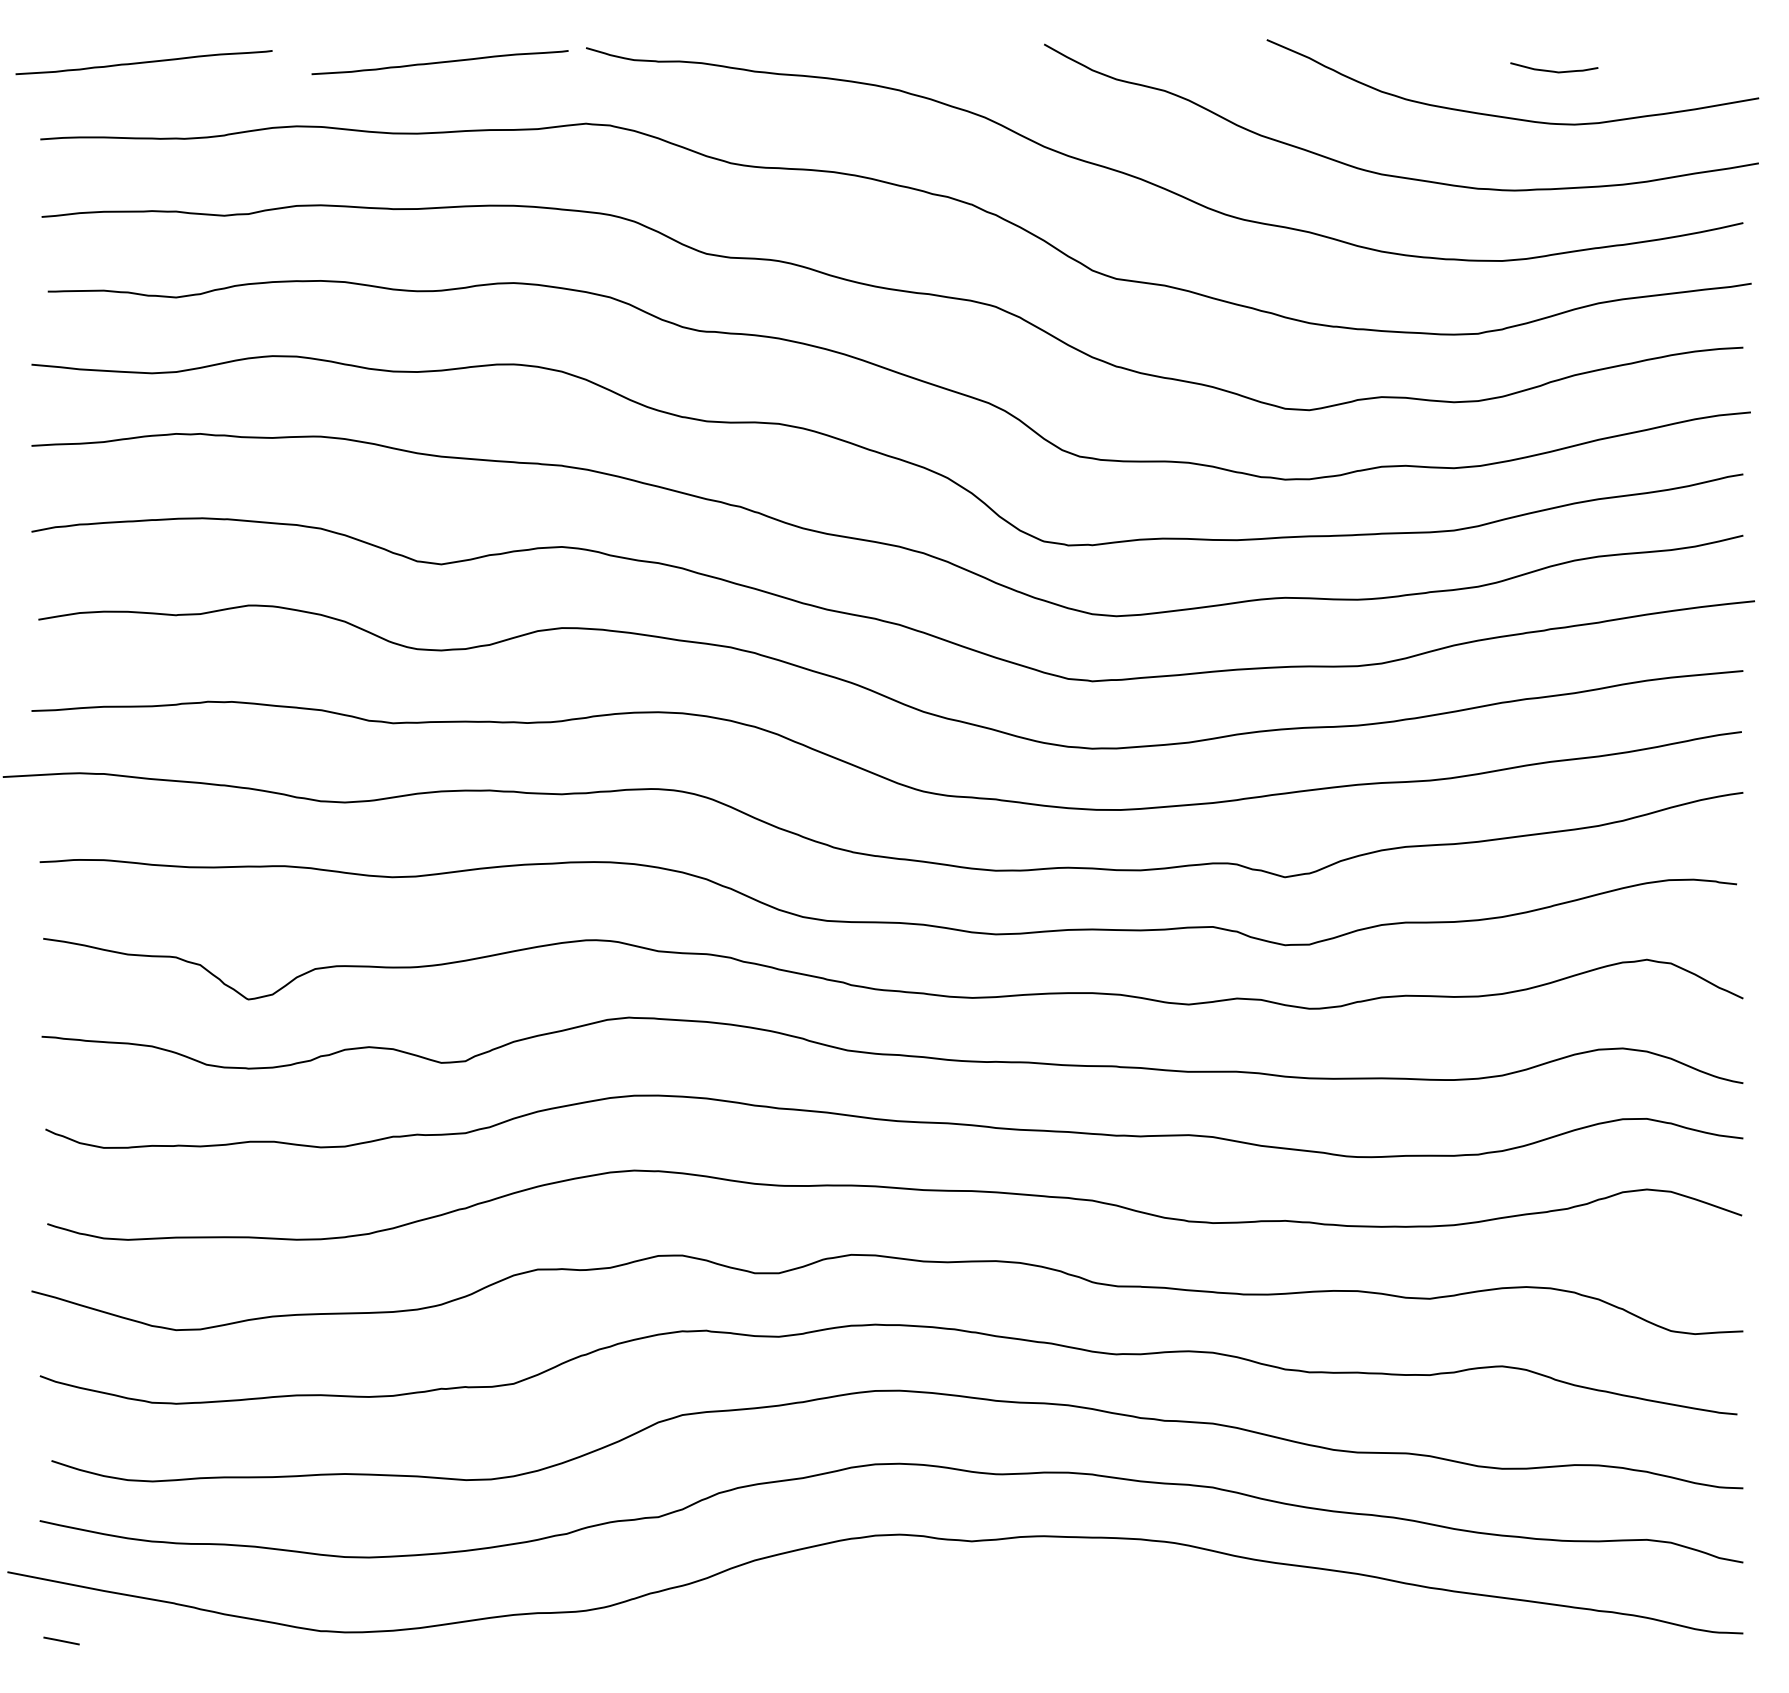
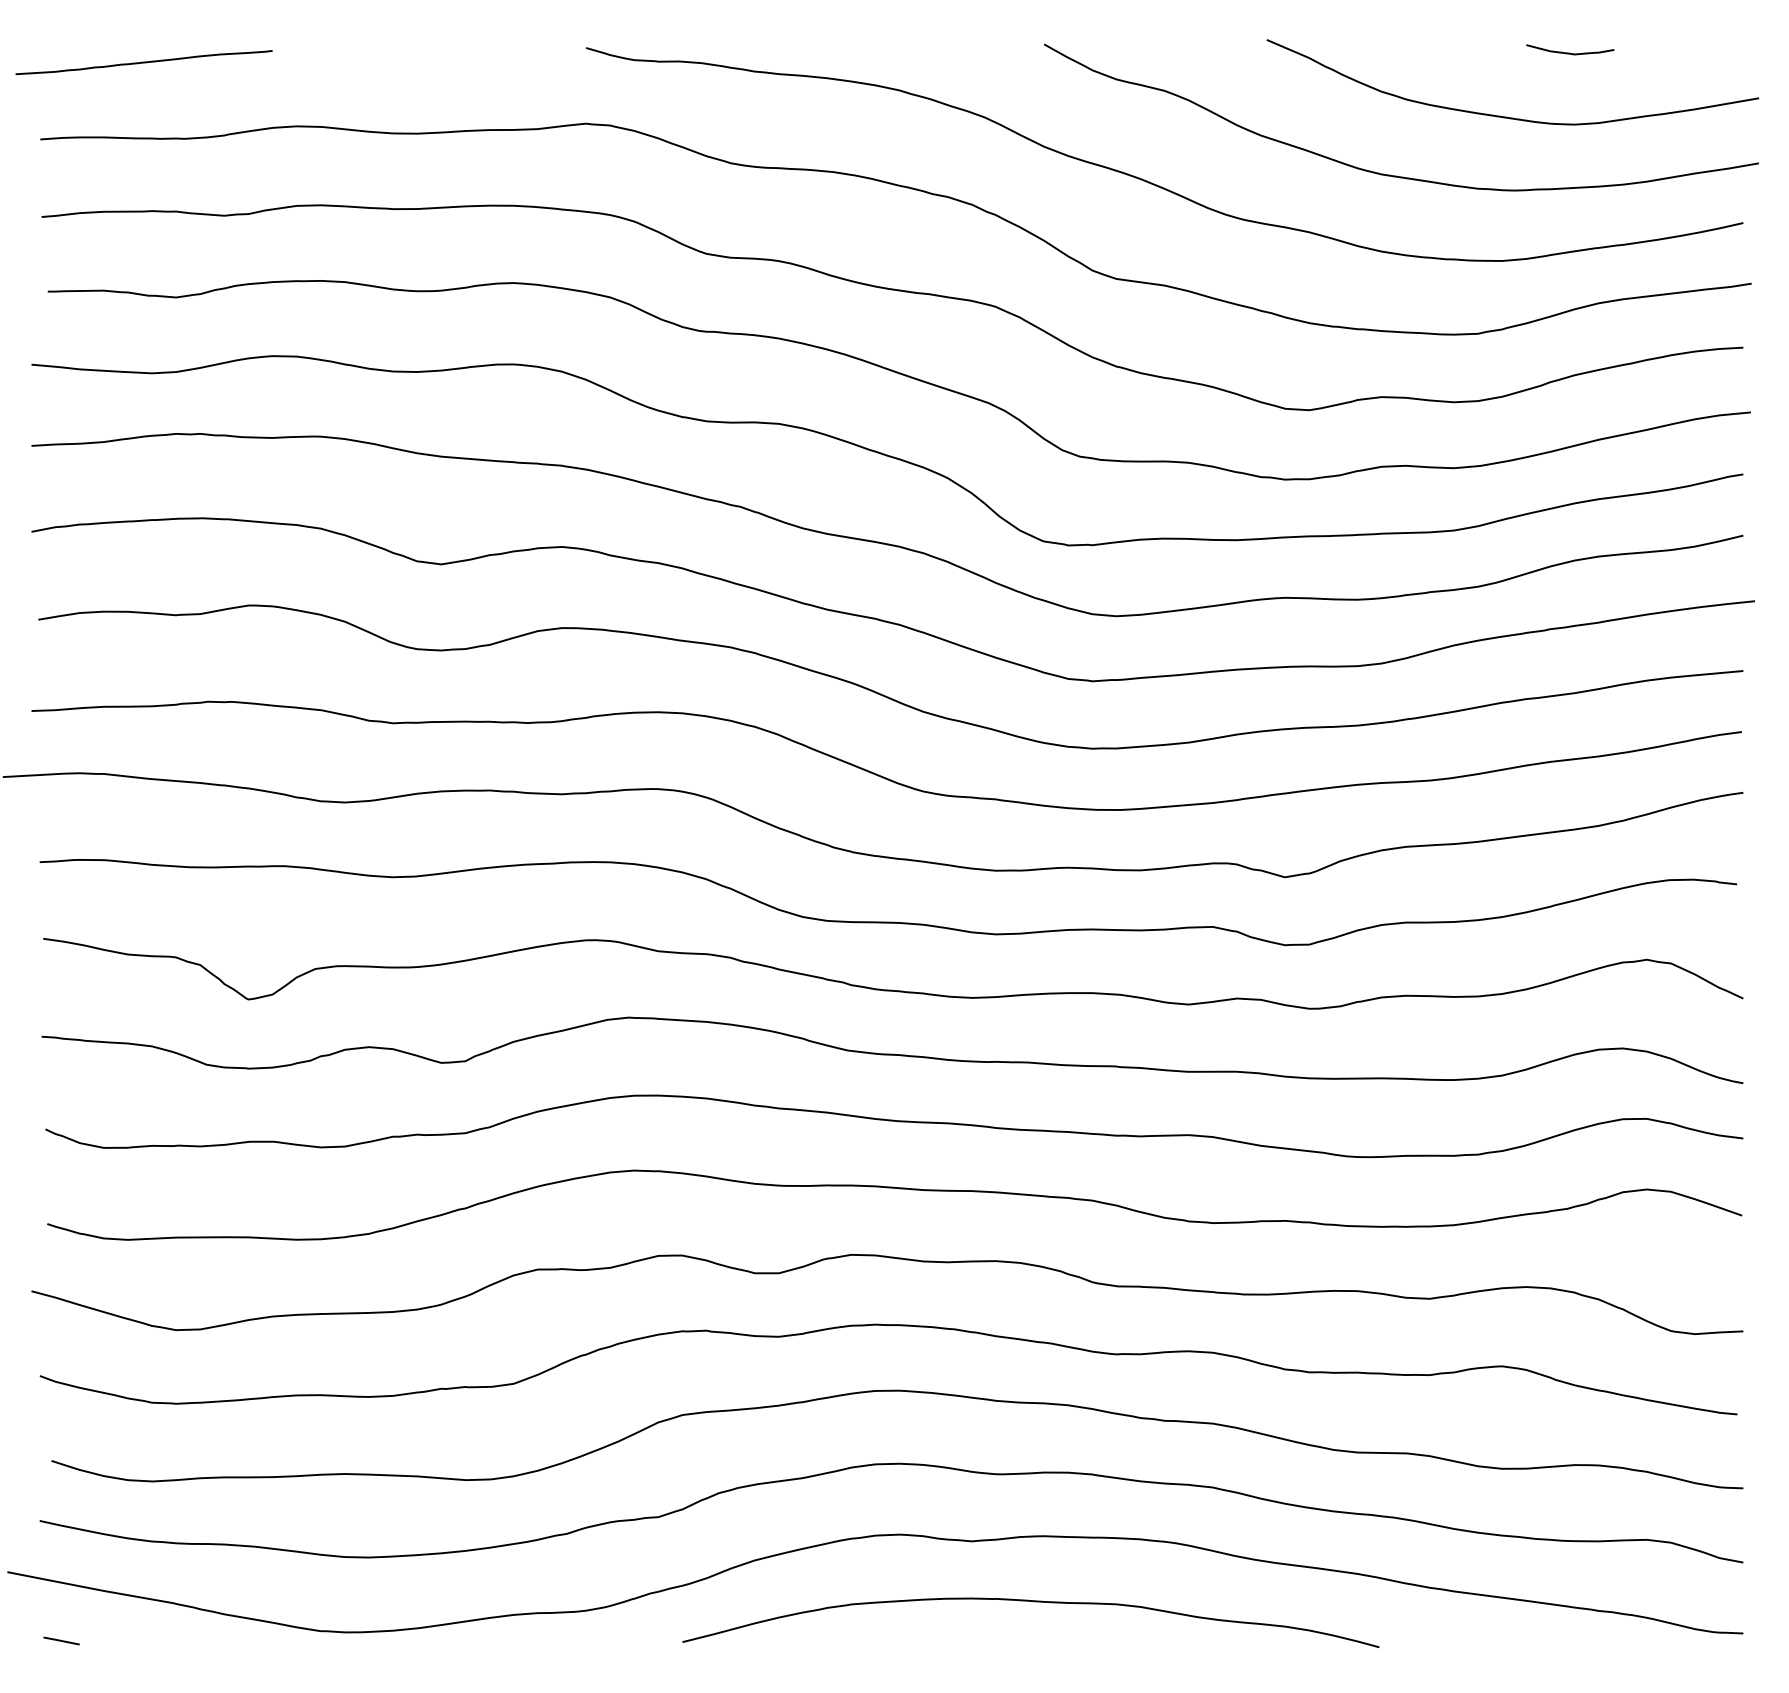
curve: present -> none (439, 62)
curve position: (1554, 70) -> (1570, 52) (1570, 52)
curve: none -> present (1033, 1602)
